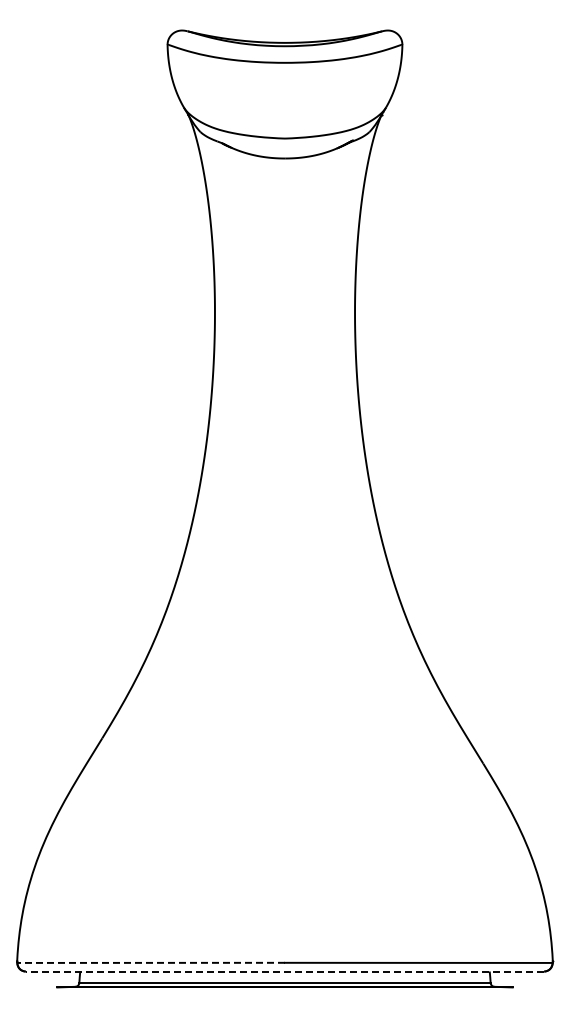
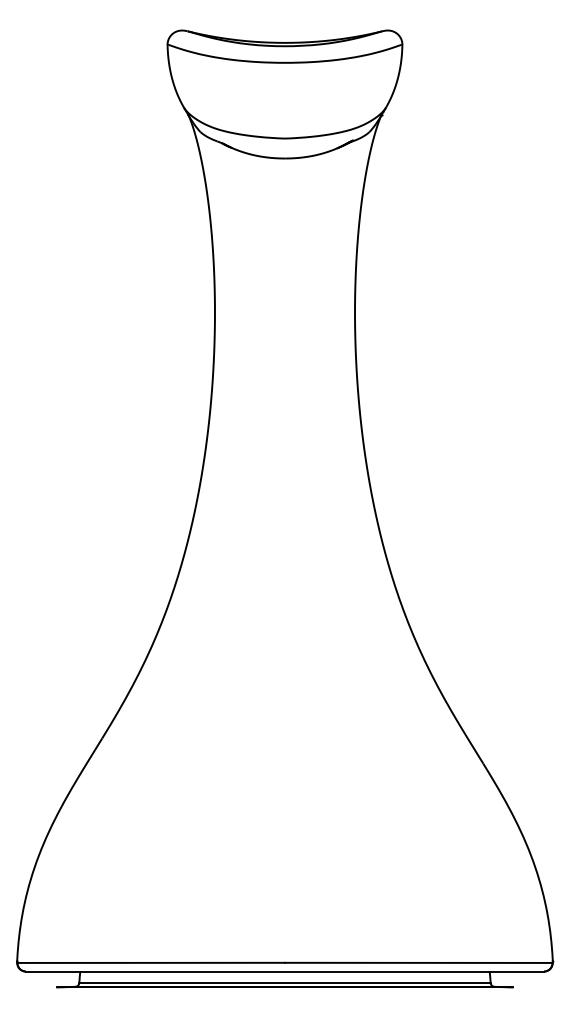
line: dashed -> solid (151, 962)
line: dashed -> solid (284, 971)
